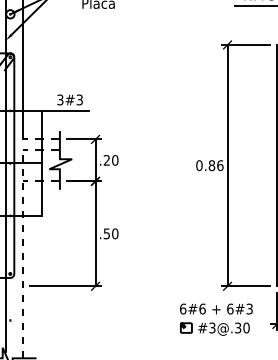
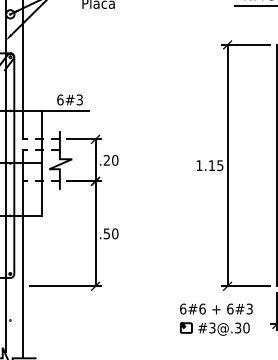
text: 3#3 -> 6#3 (60, 99)
text: 0.86 -> 1.15 (209, 165)
line: dashed -> solid (22, 253)
